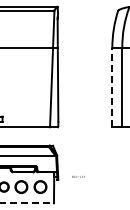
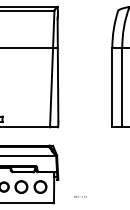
line: dashed -> solid (112, 87)
text position: (78, 176) -> (80, 196) (80, 196)
line: dashed -> solid (27, 203)
